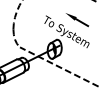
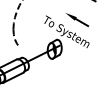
line: present -> none (57, 65)
